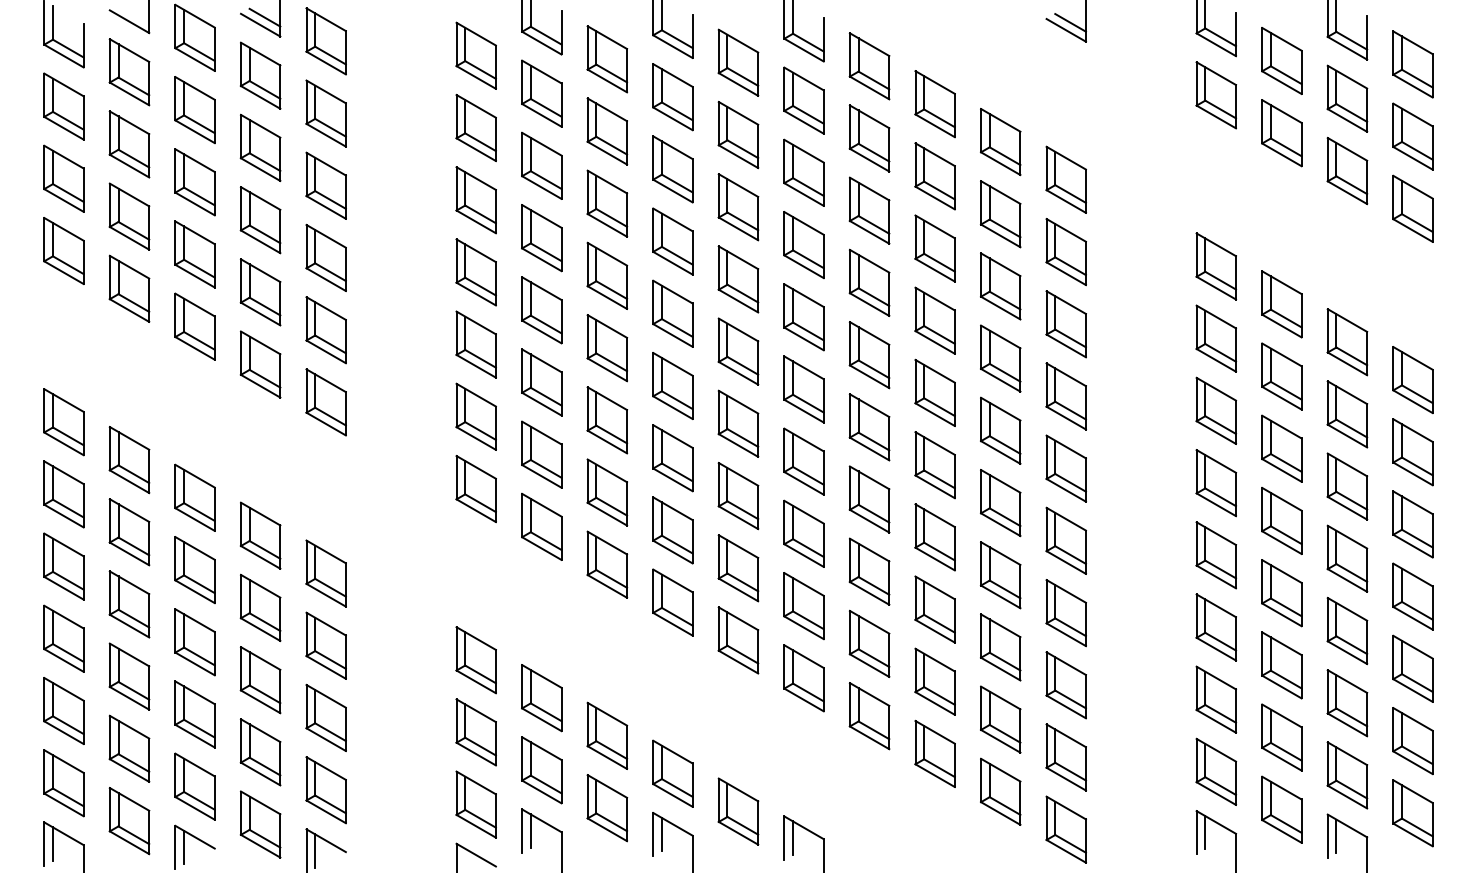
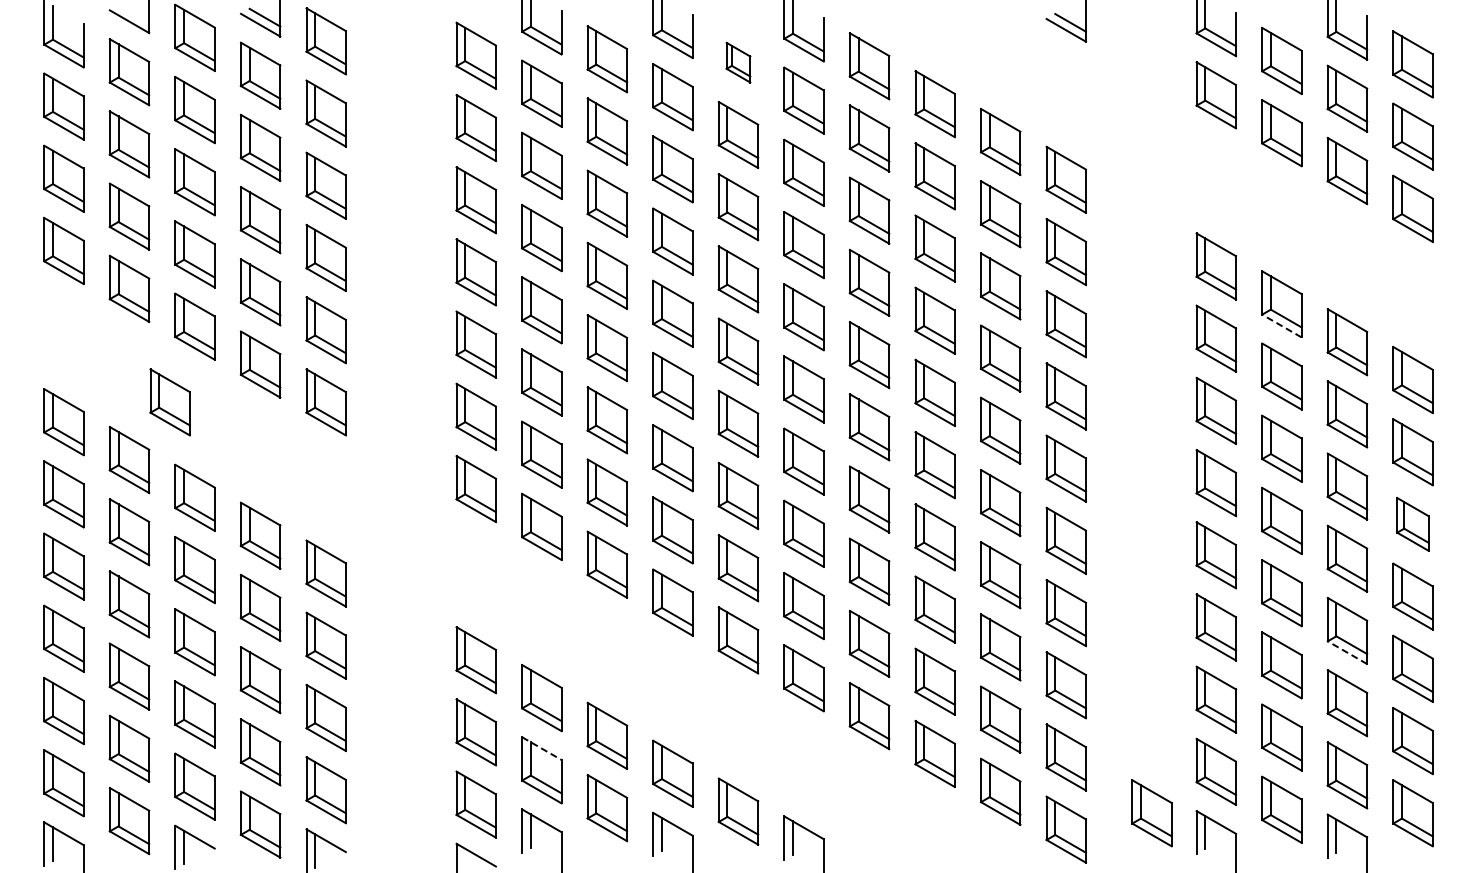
part size: 43x69 px -> 27x43 px (738, 62)
line: solid -> dashed (1281, 326)
part: none -> present (169, 402)
part size: 42x69 px -> 34x55 px (1412, 524)
line: solid -> dashed (1347, 652)
line: solid -> dashed (541, 748)
part: none -> present (1151, 813)
